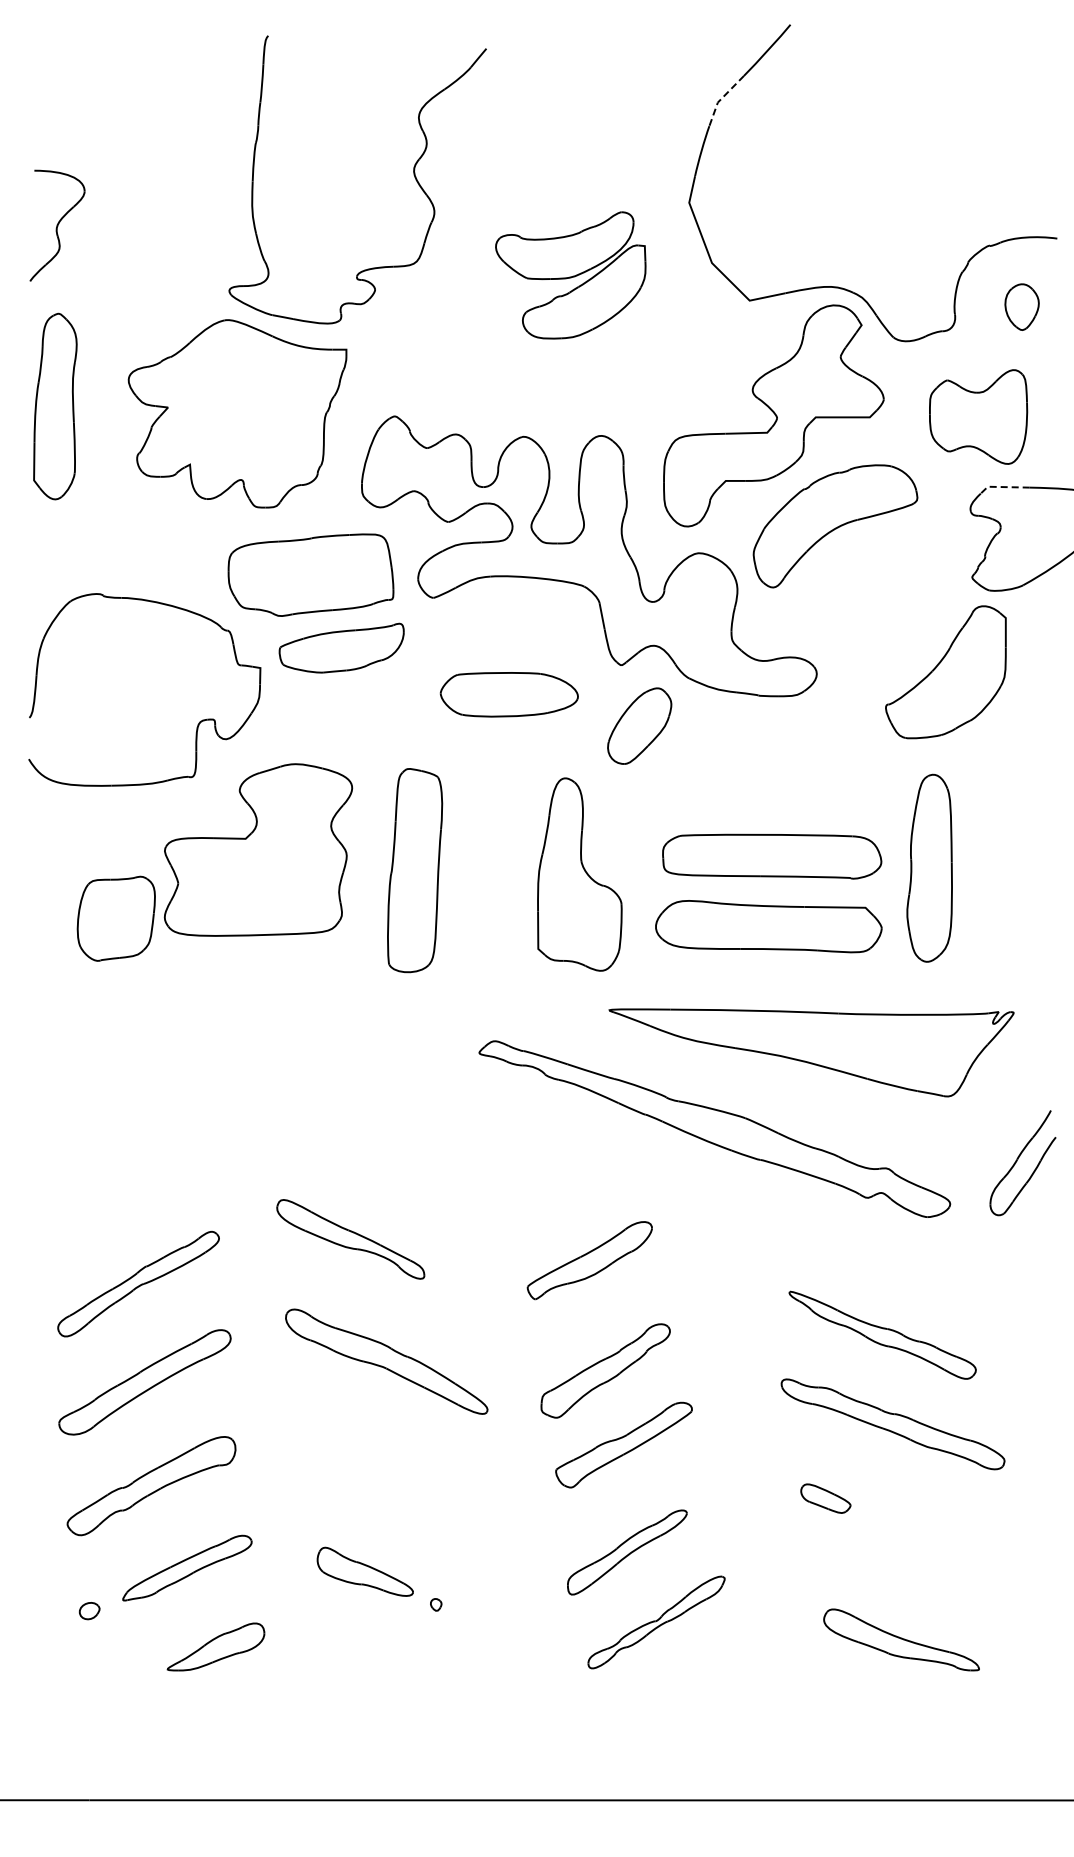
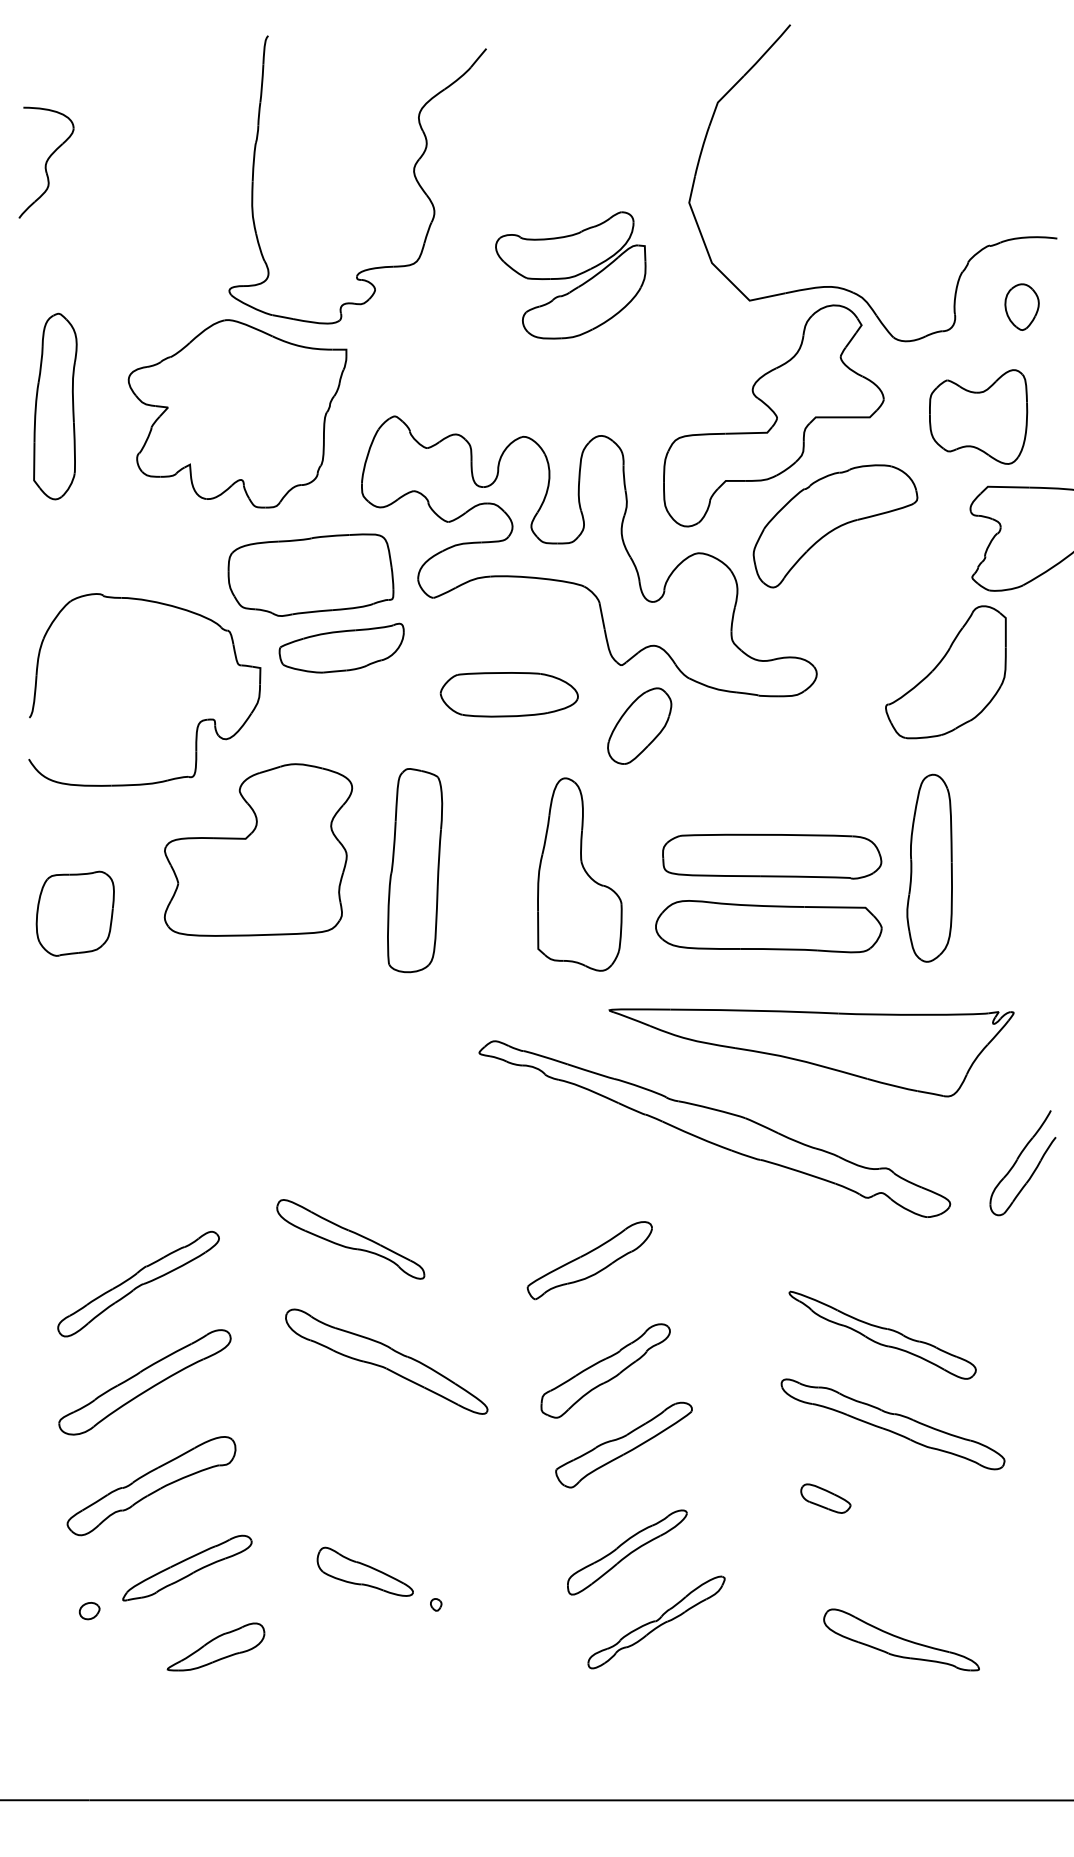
line: dashed -> solid (721, 99)
part position: (57, 225) -> (46, 162) (46, 162)
line: dashed -> solid (1002, 487)
part position: (115, 918) -> (74, 913) (74, 913)
